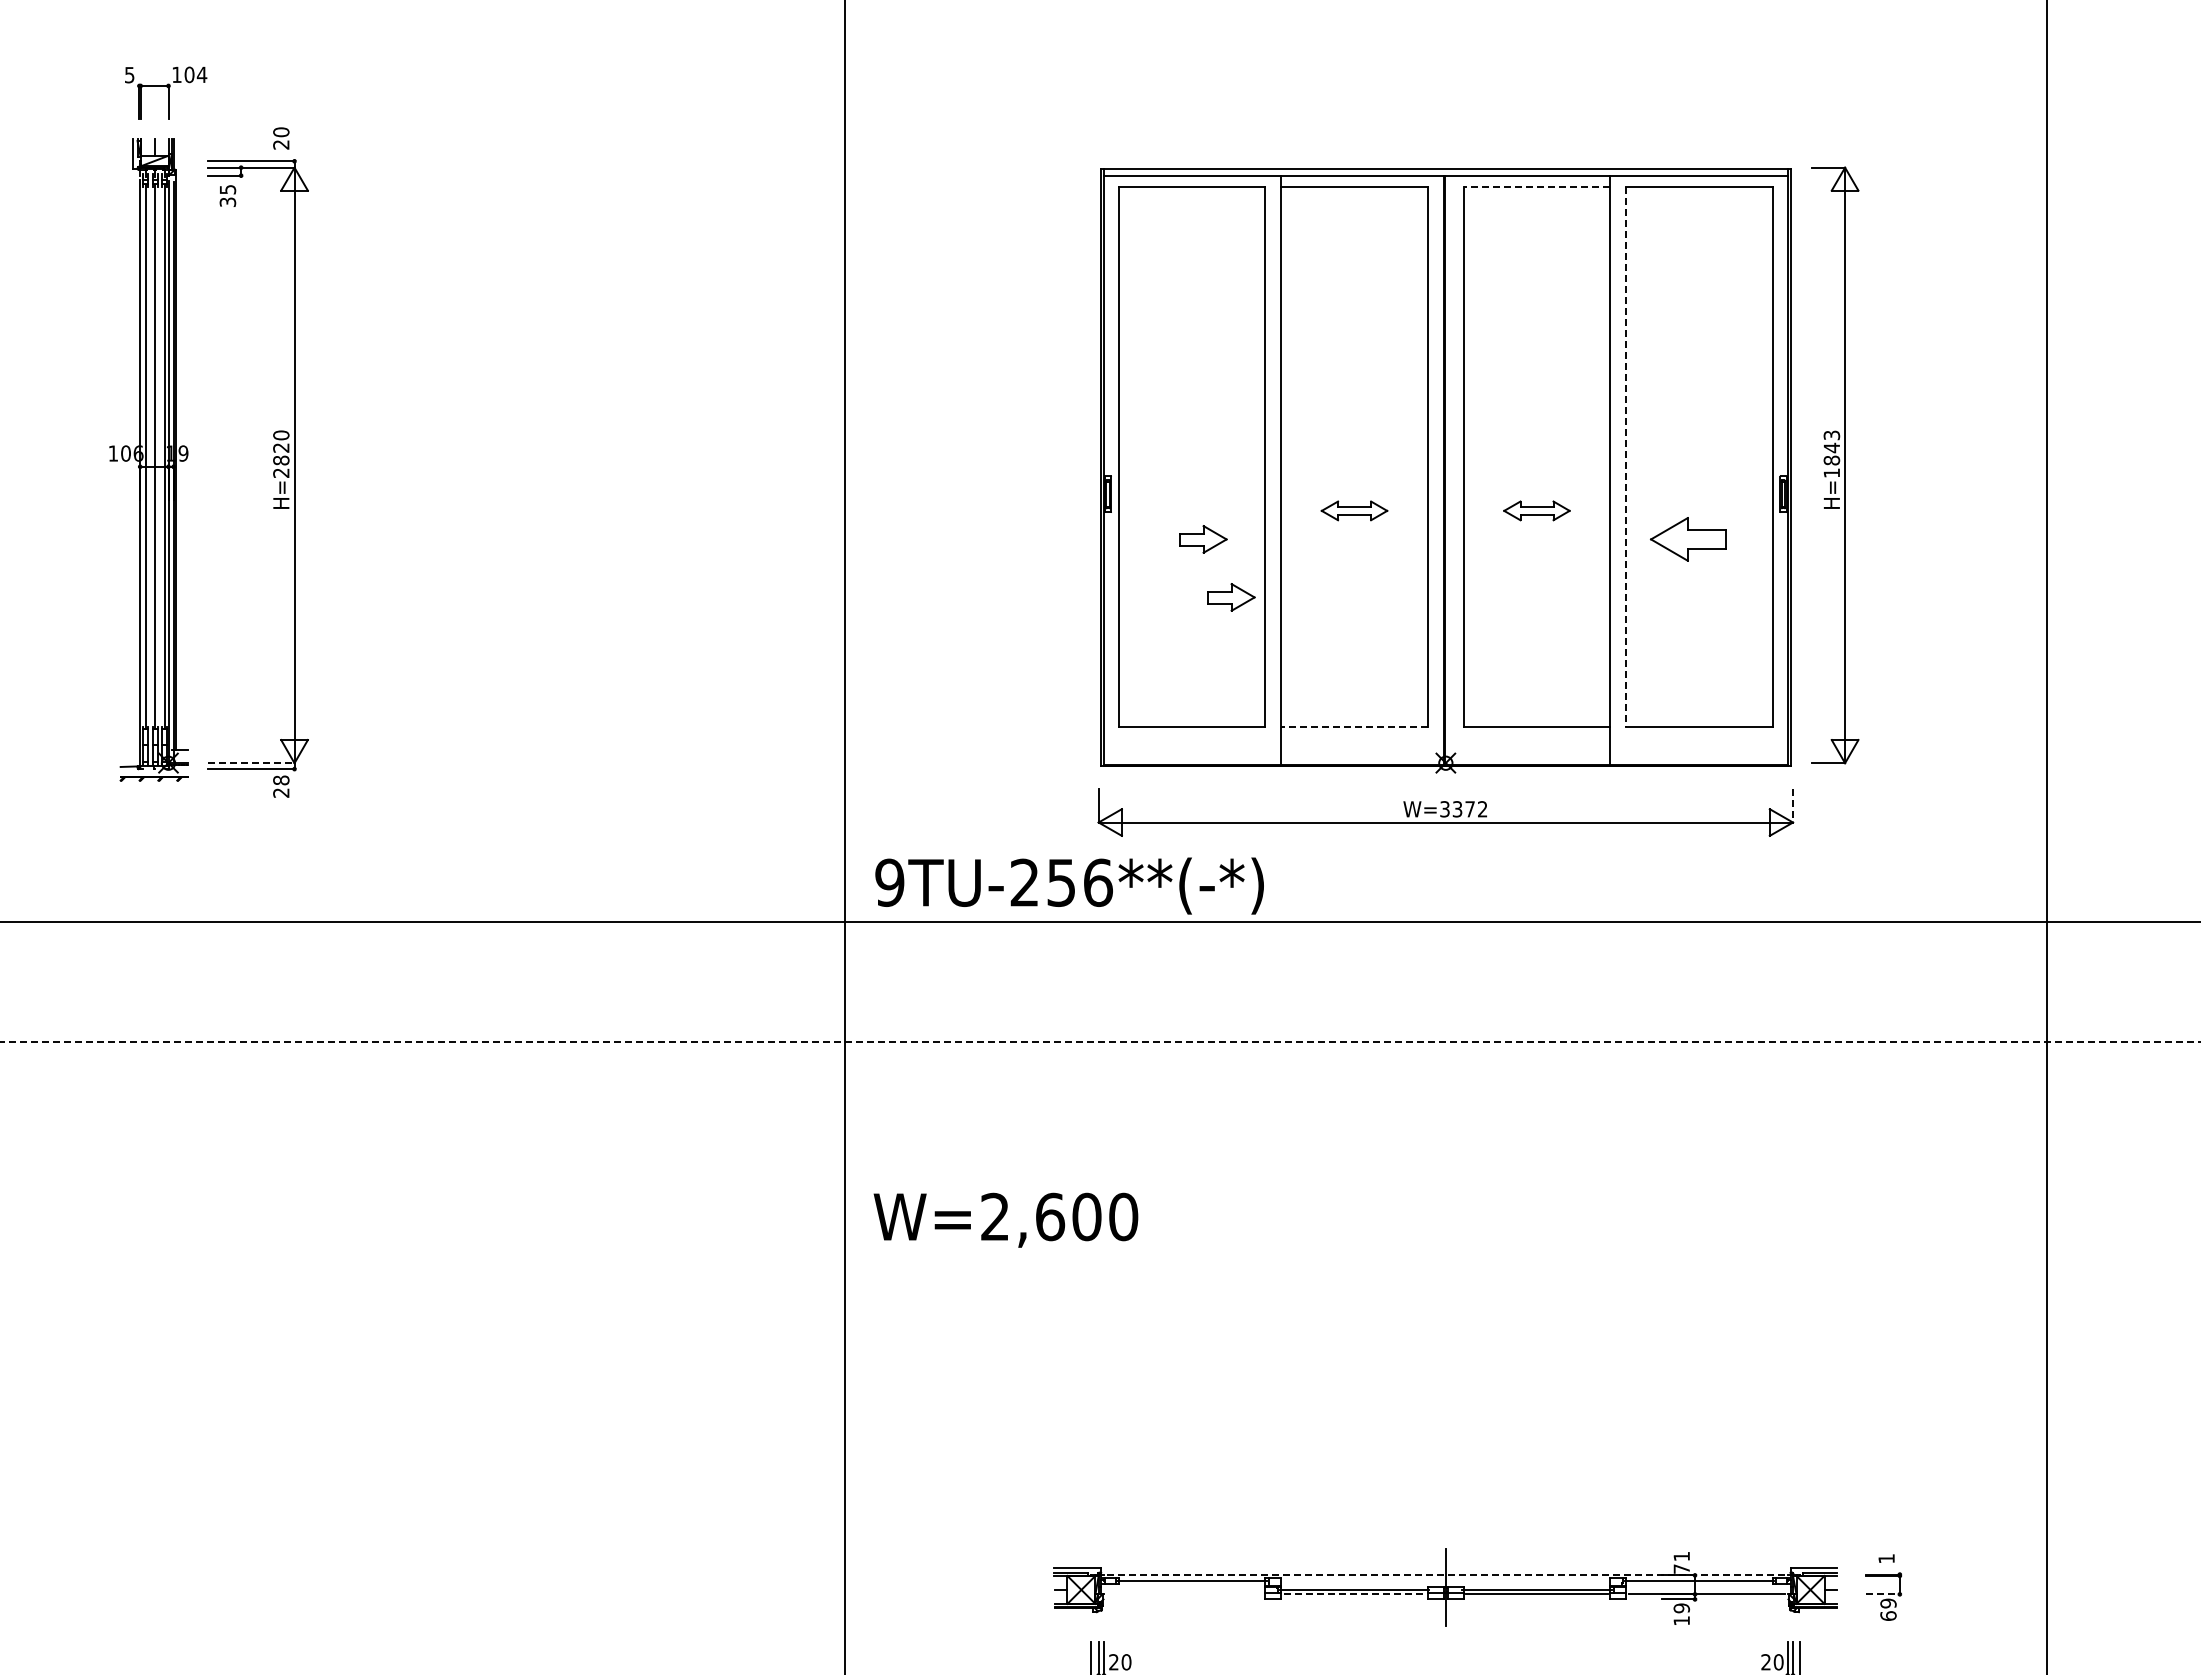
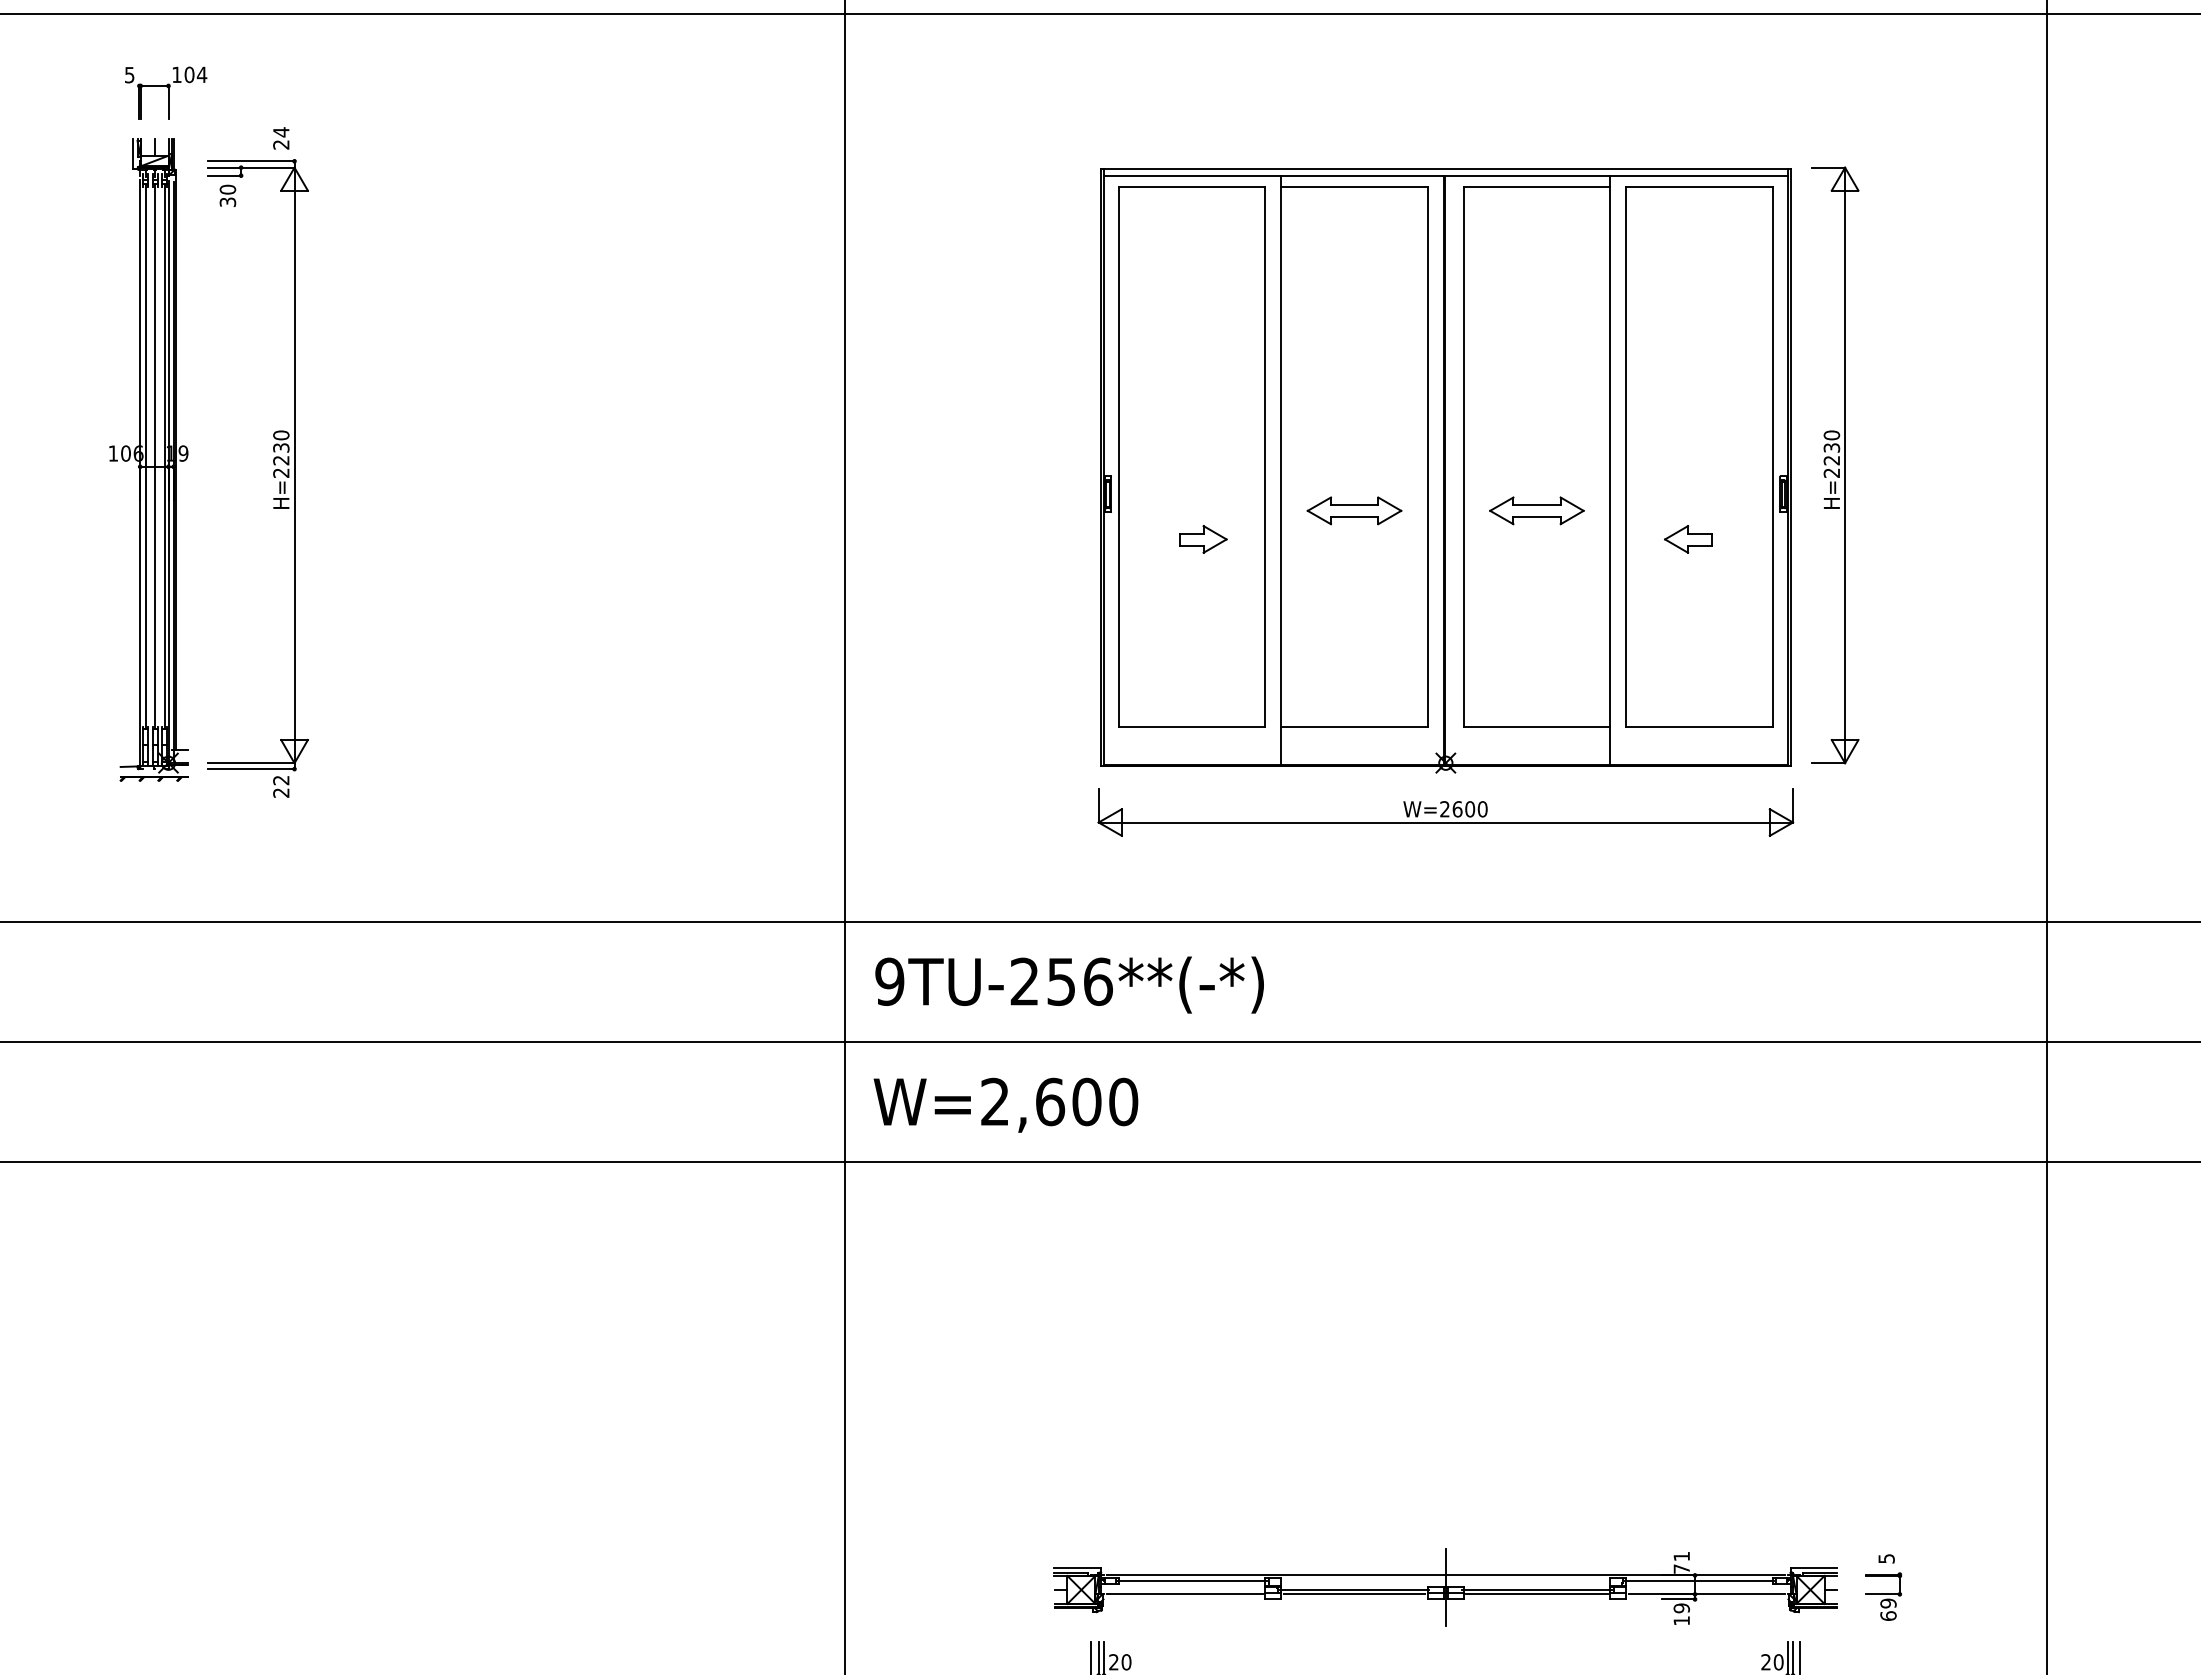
line: none -> present (1099, 13)
text: 20 -> 24 (281, 132)
line: dashed -> solid (1536, 186)
text: 35 -> 30 (227, 189)
text: H=1843 -> H=2230 (1831, 453)
text: H=2820 -> H=2230 (281, 454)
line: dashed -> solid (1626, 457)
part size: 69x22 px -> 97x30 px (1354, 510)
part size: 68x22 px -> 96x30 px (1536, 510)
part size: 77x45 px -> 49x29 px (1688, 539)
part: present -> none (1231, 597)
line: dashed -> solid (1354, 727)
line: dashed -> solid (251, 763)
text: 28 -> 22 (281, 780)
line: dashed -> solid (1793, 805)
text: W=3372 -> W=2600 (1463, 809)
text position: (1069, 885) -> (1069, 984) (1069, 984)
line: dashed -> solid (1100, 1042)
line: none -> present (1099, 1162)
text position: (1005, 1219) -> (1005, 1104) (1005, 1104)
text: 1 -> 5 (1886, 1558)
line: dashed -> solid (1446, 1575)
line: none -> present (1184, 1594)
line: dashed -> solid (1354, 1594)
line: dashed -> solid (1883, 1594)
